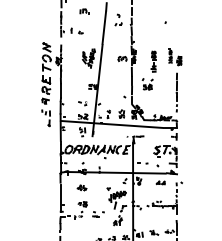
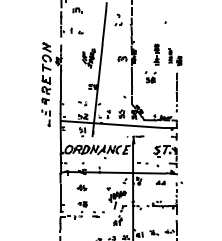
part position: (84, 11) -> (77, 10) (77, 10)
part position: (148, 70) -> (151, 63) (151, 63)
